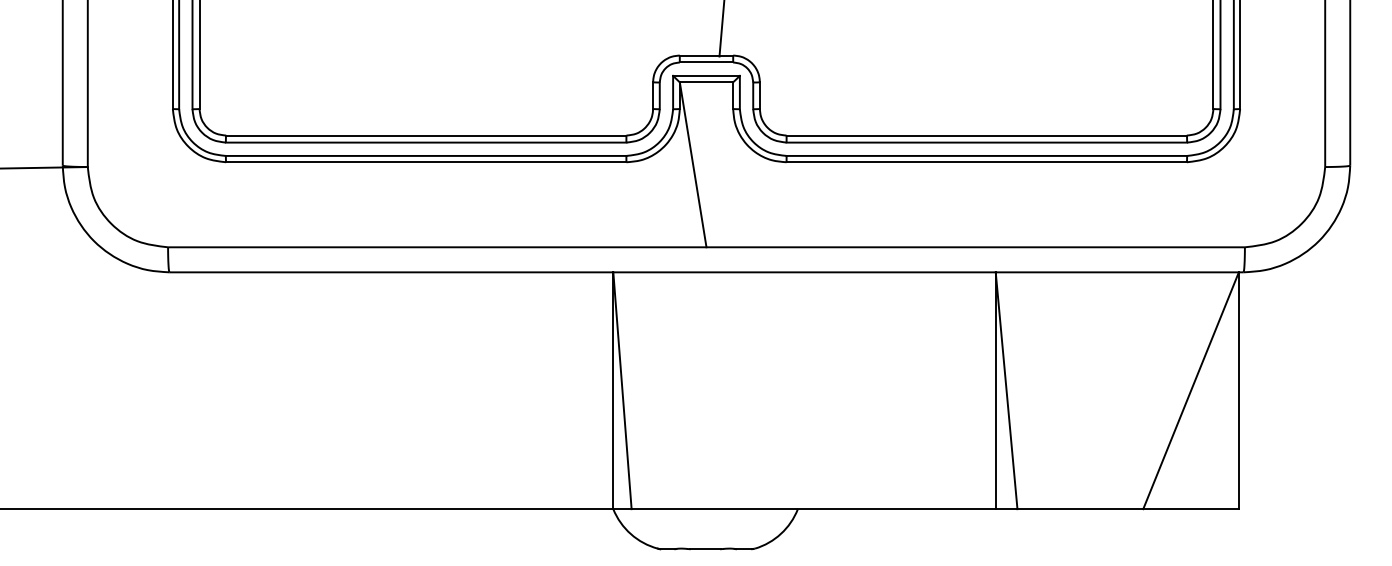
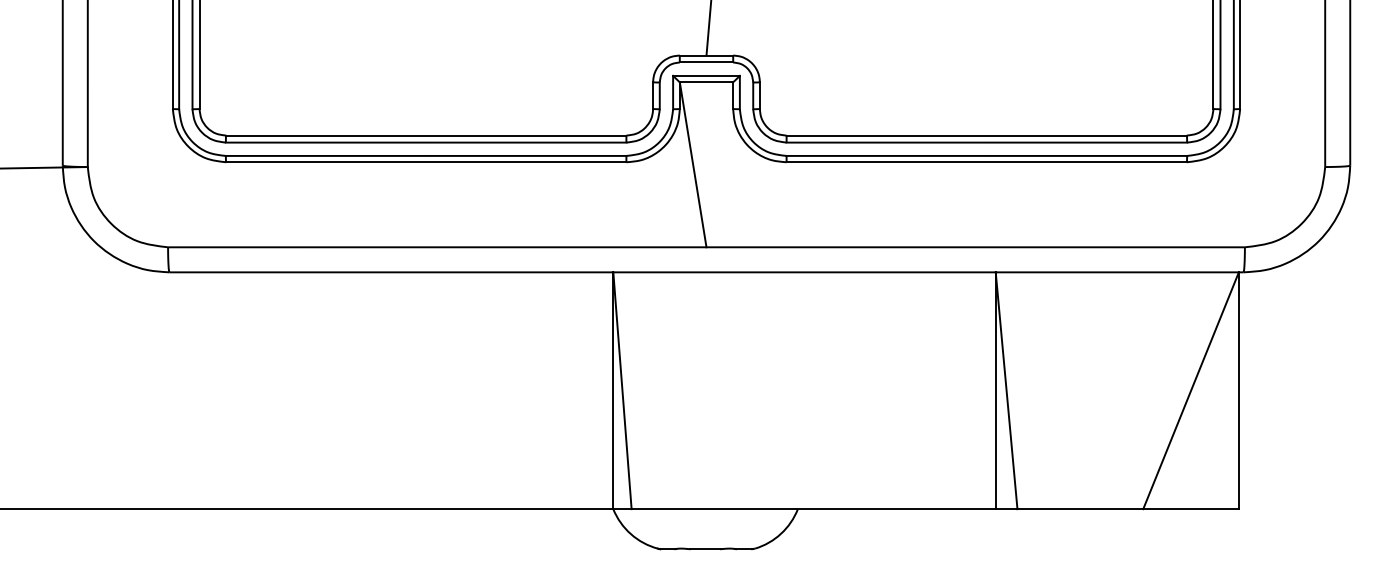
line position: (721, 29) -> (708, 28) (708, 28)
